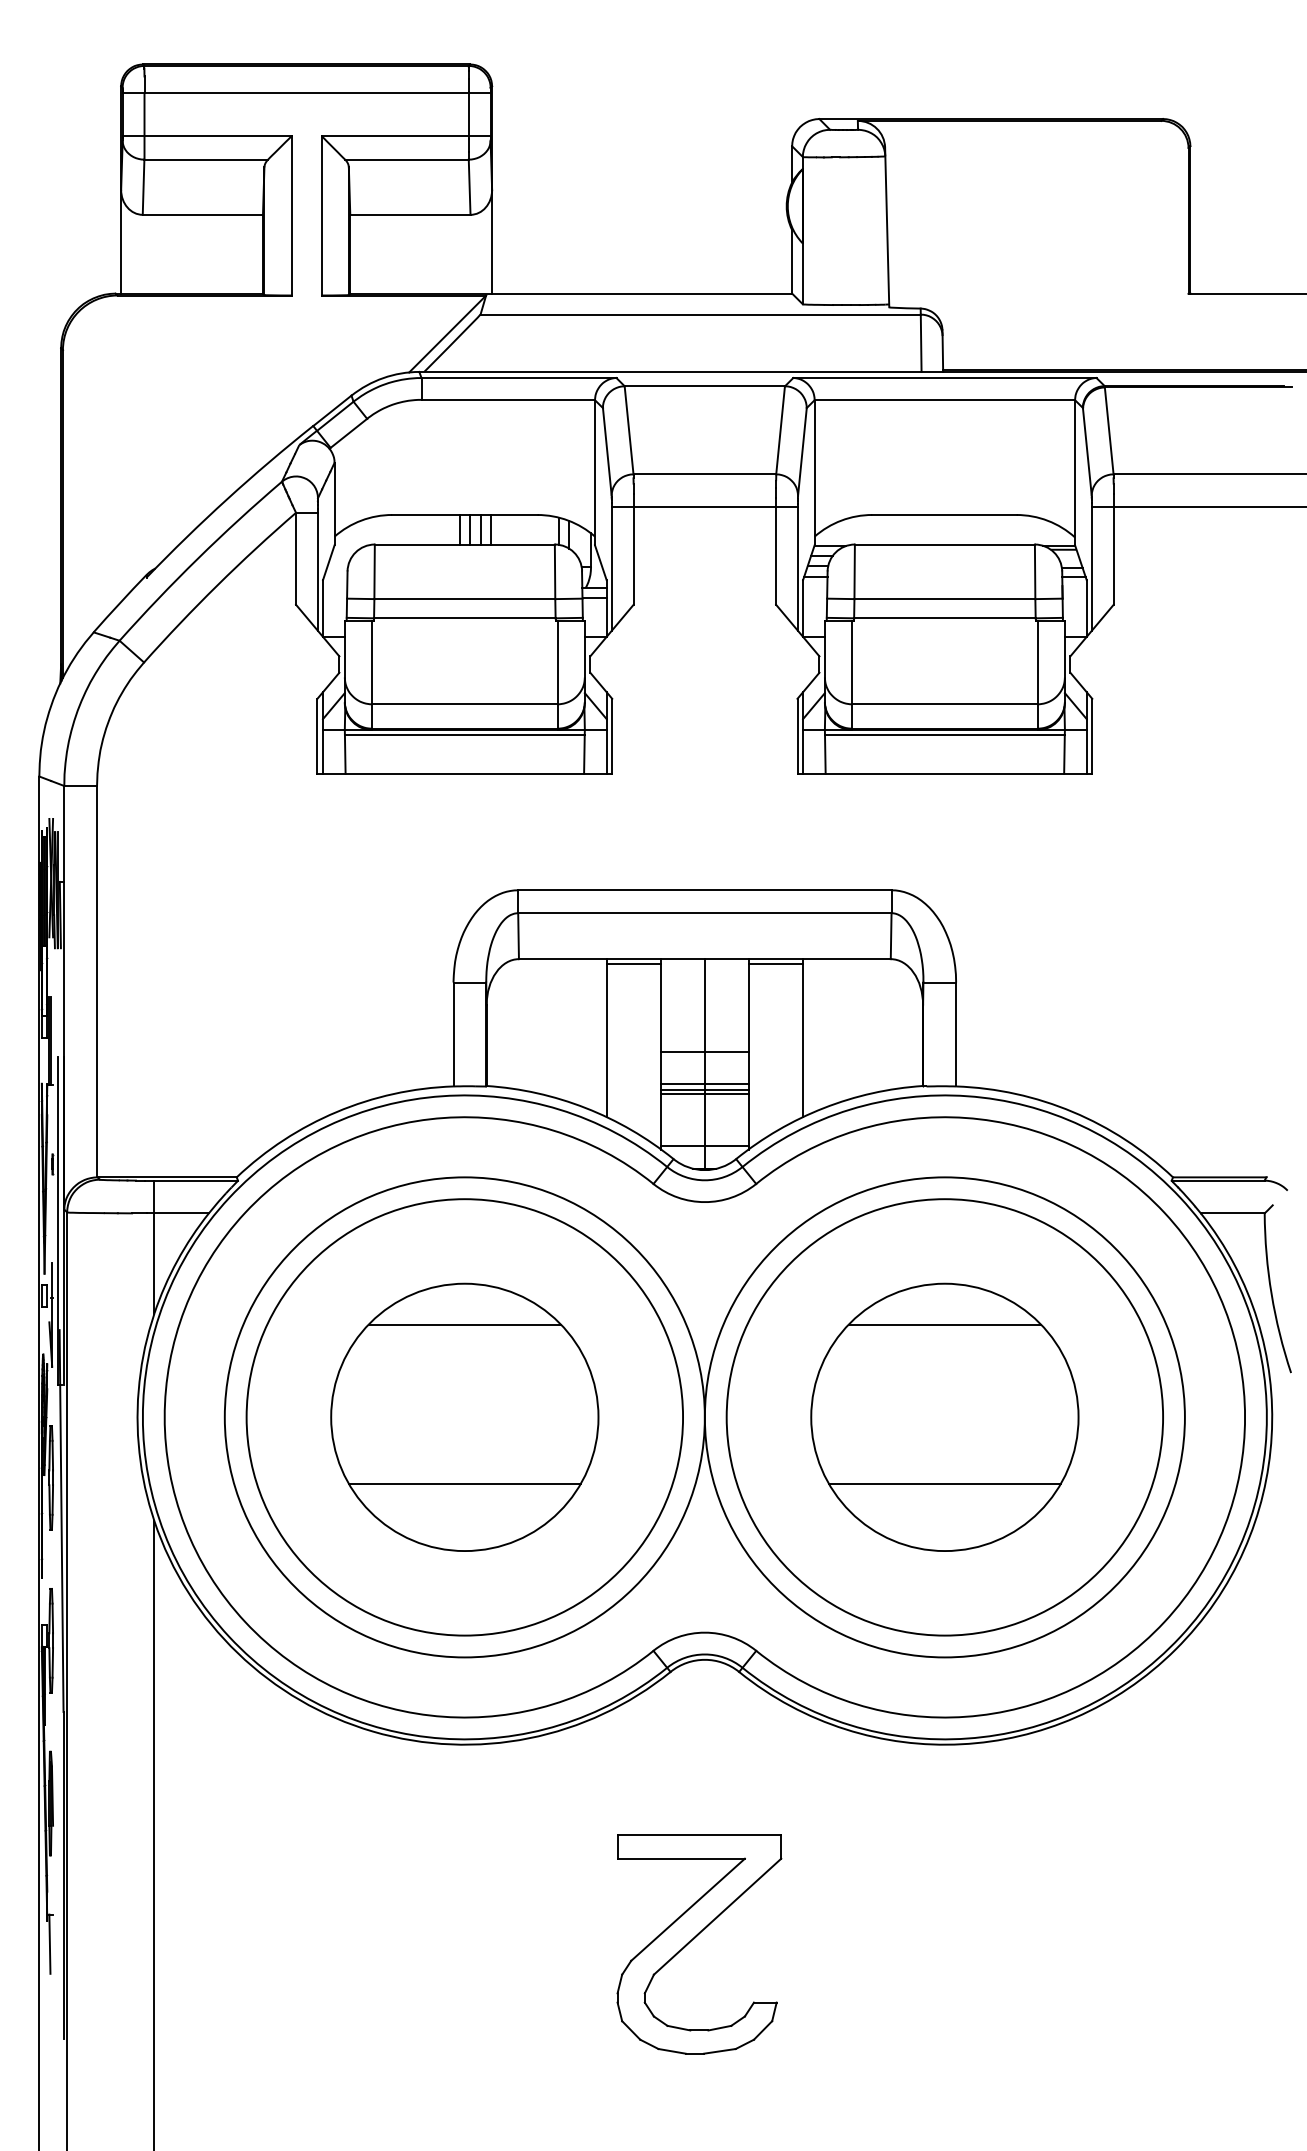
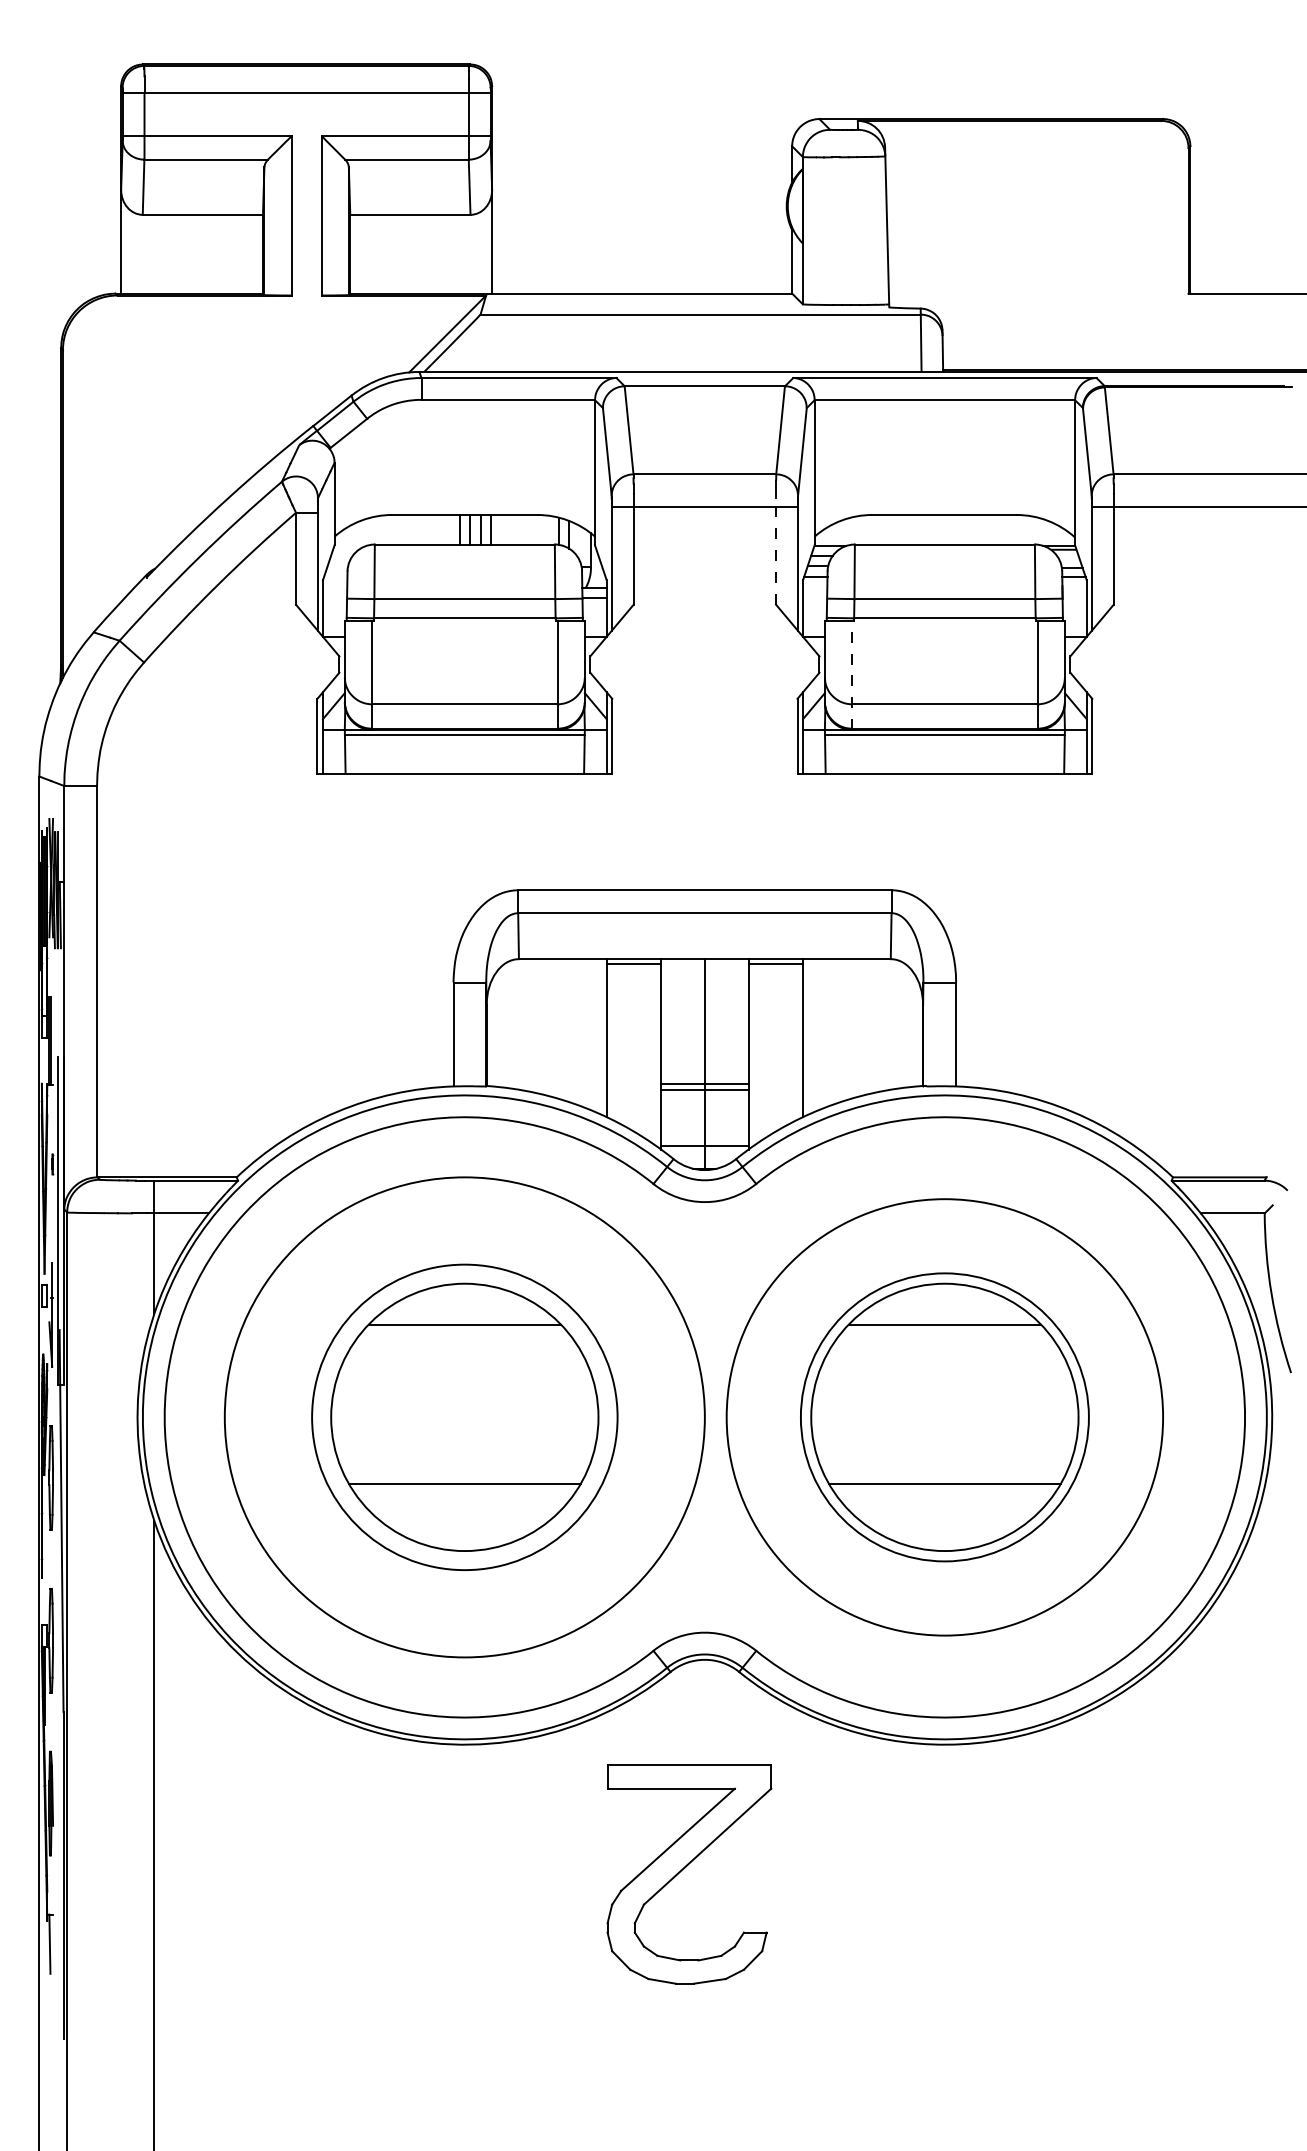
line: solid -> dashed (776, 550)
line: solid -> dashed (852, 675)
line: present -> none (704, 1052)
line: present -> none (704, 1093)
circle diameter: 436 px -> 305 px (464, 1417)
circle diameter: 480 px -> 288 px (944, 1417)
part position: (694, 1939) -> (684, 1869) (684, 1869)
